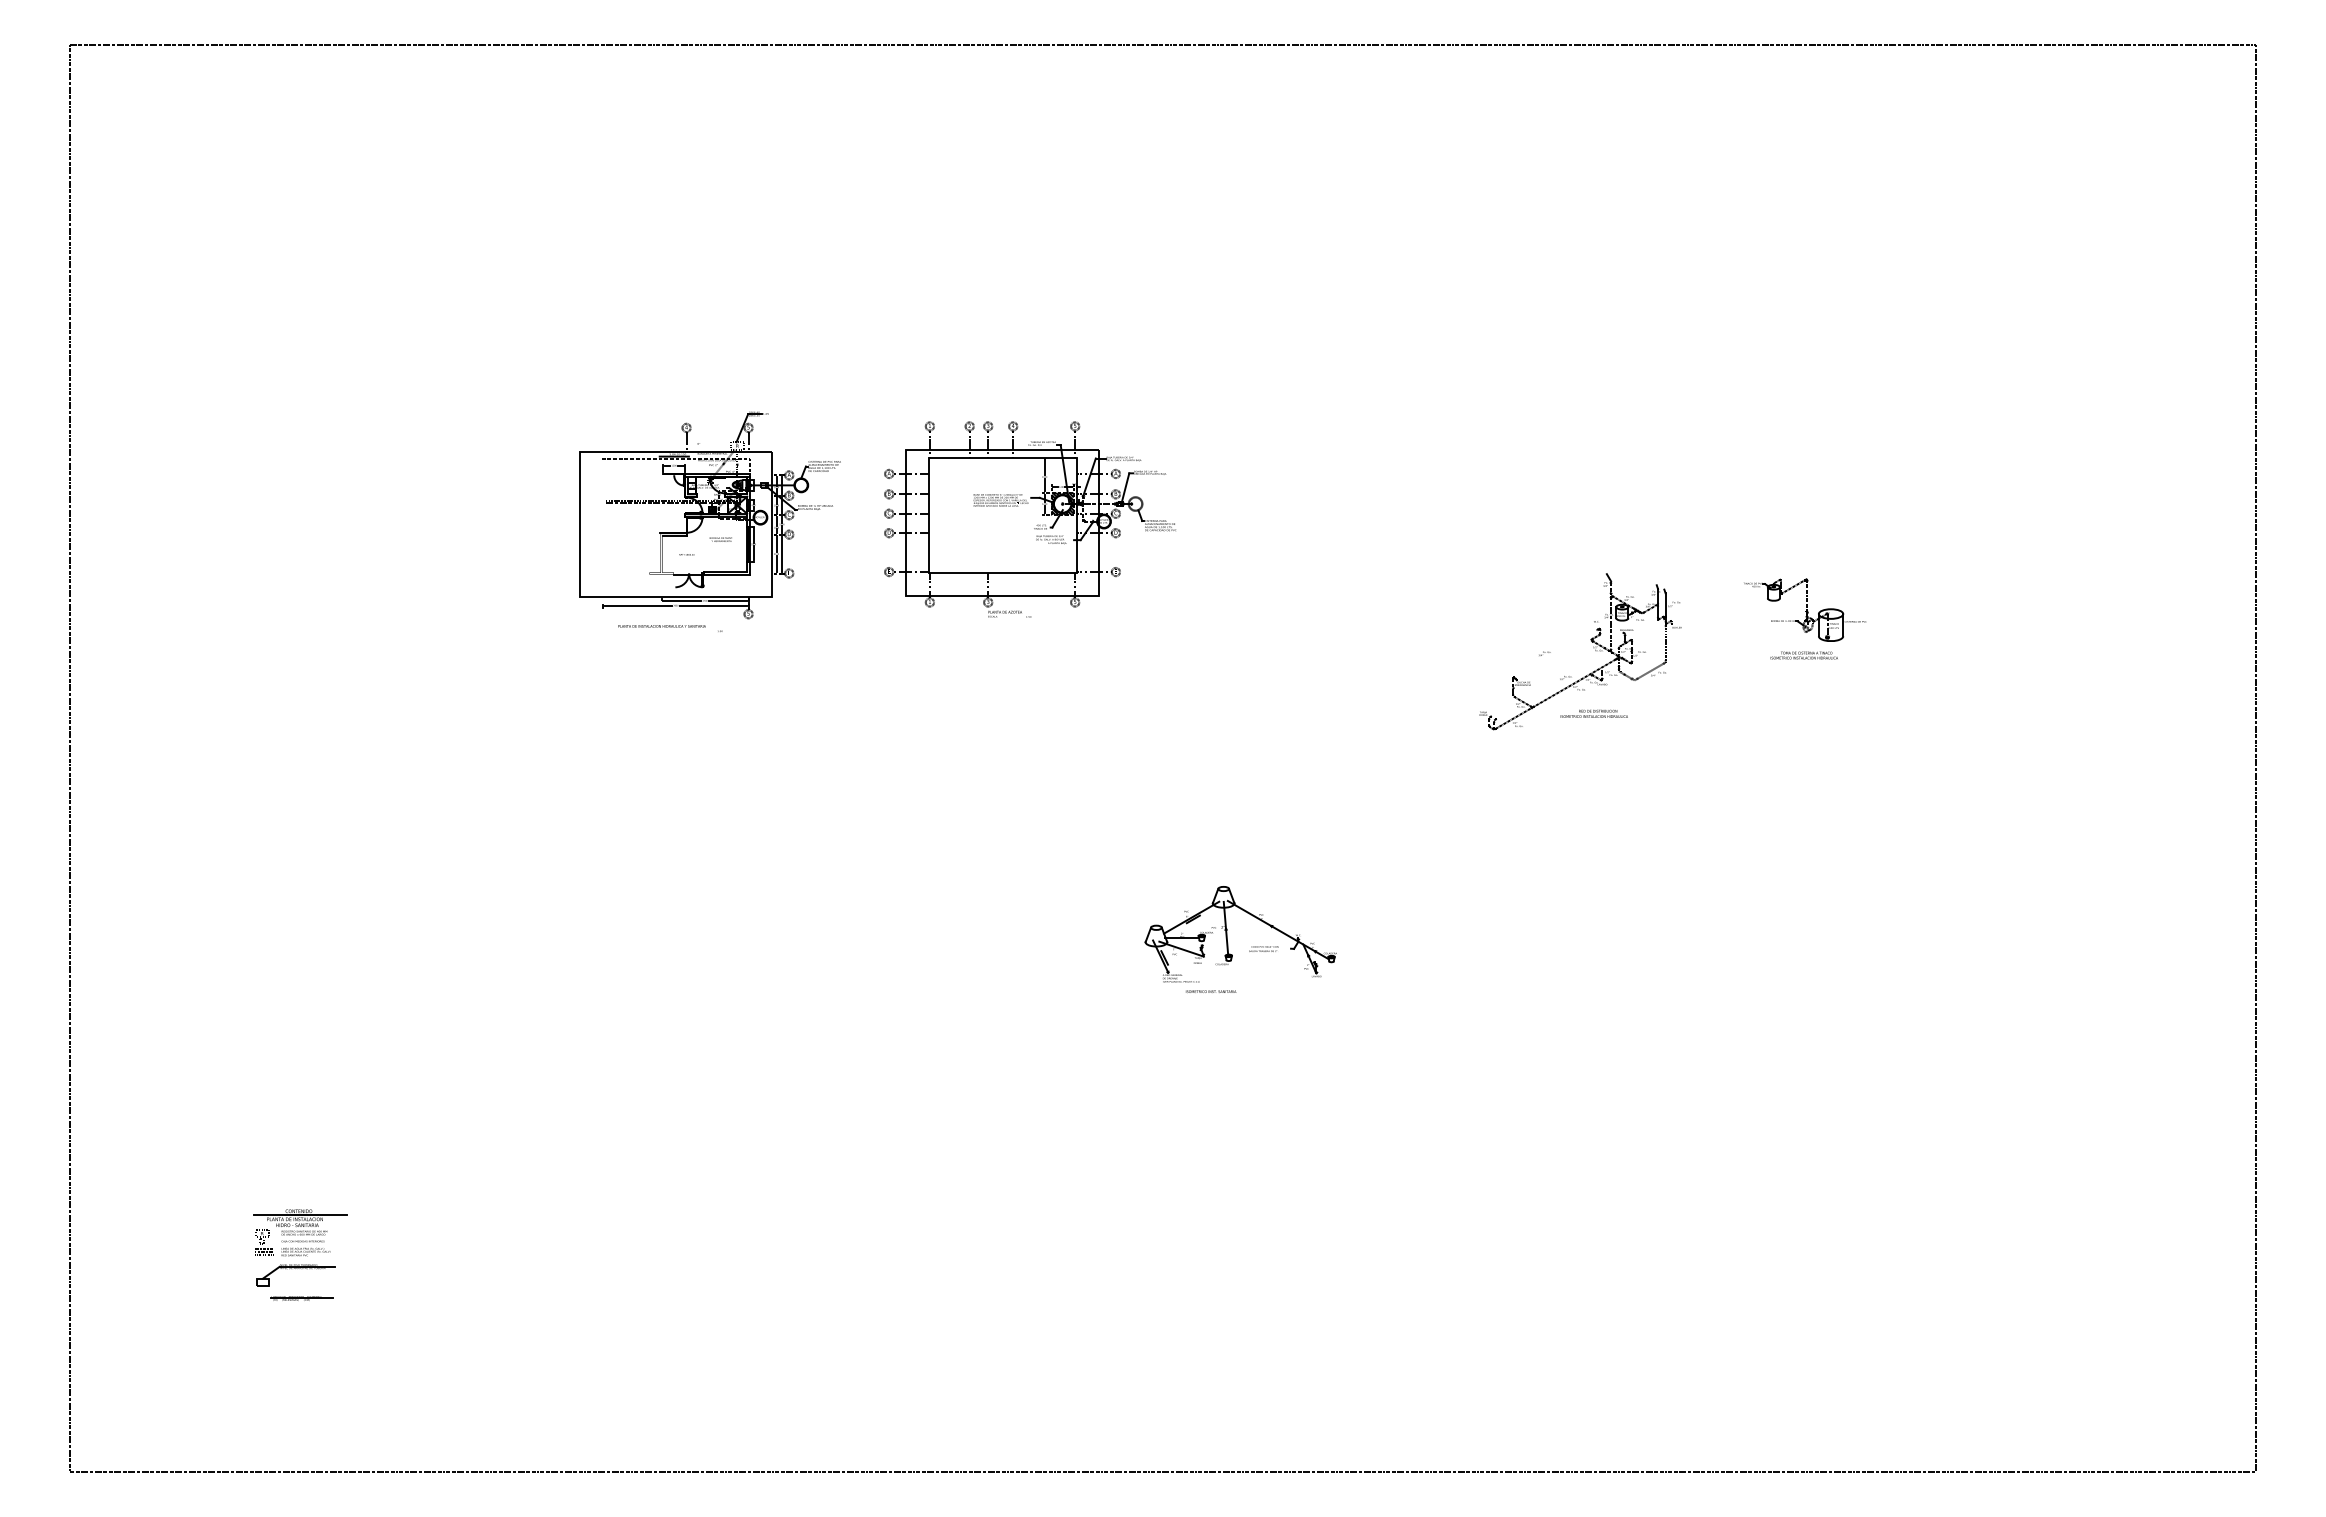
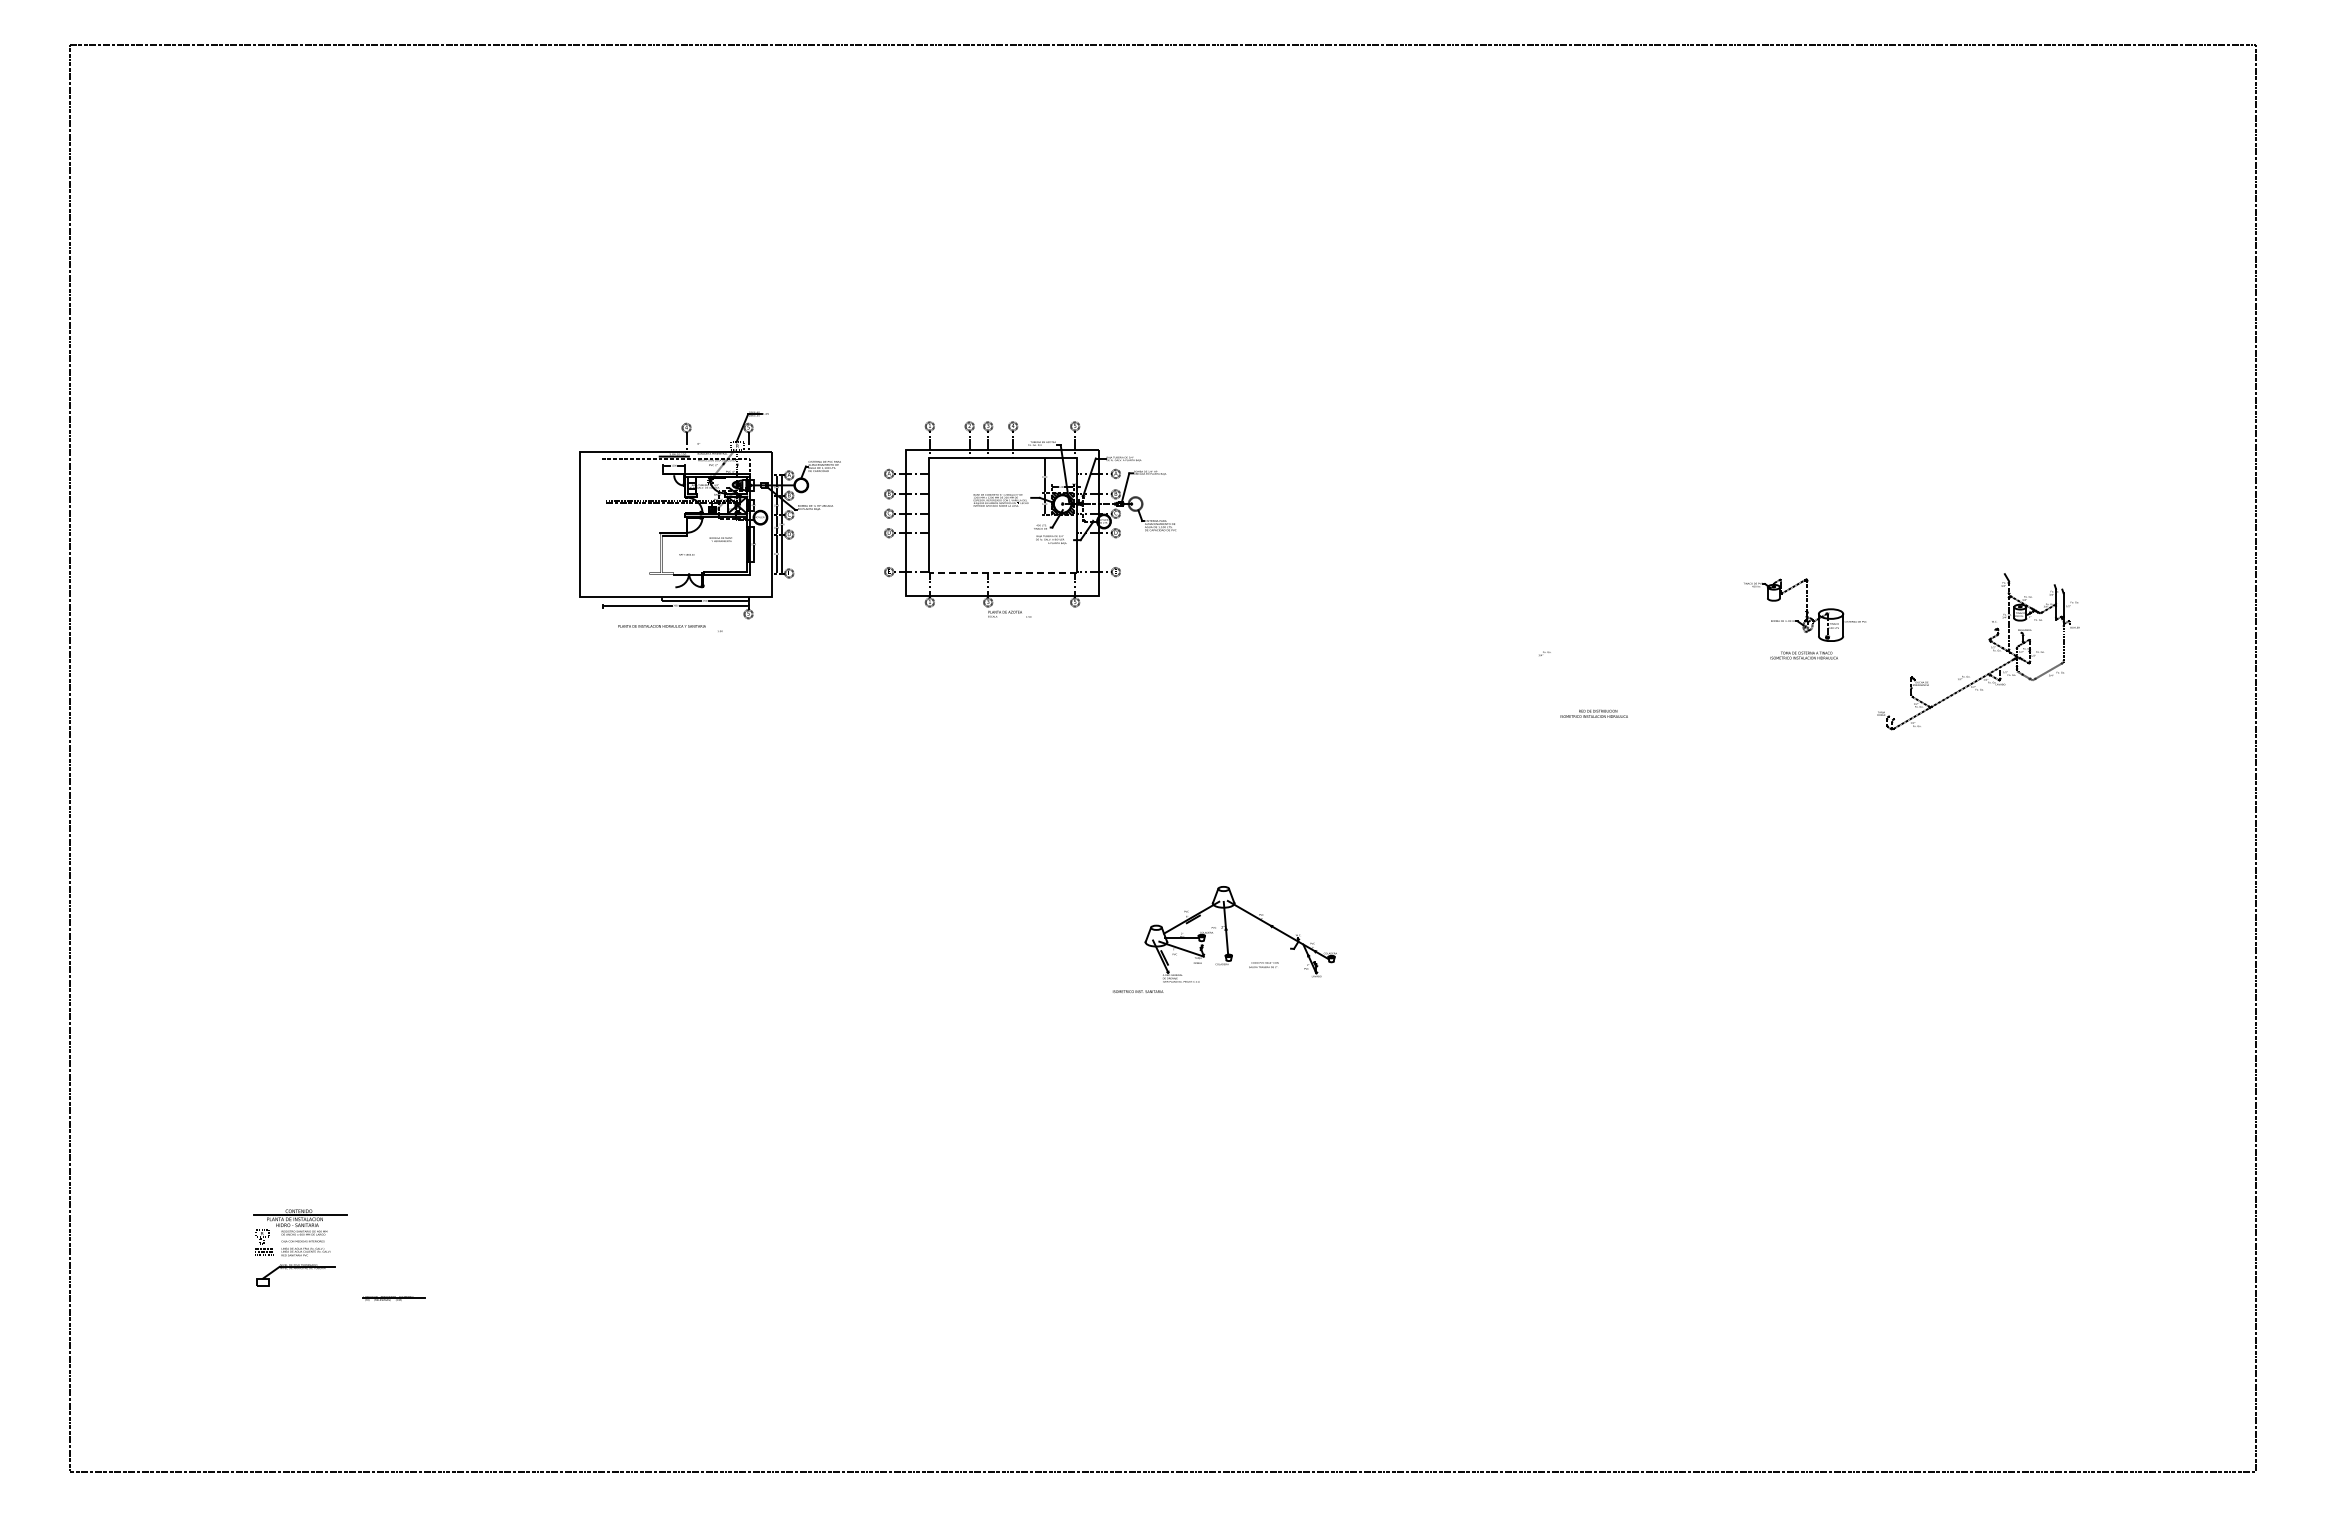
line: solid -> dashed (1002, 573)
part position: (1593, 648) -> (1991, 648) (1991, 648)
text position: (1263, 948) -> (1263, 964) (1263, 964)
text position: (1211, 991) -> (1138, 991) (1138, 991)
line position: (301, 1298) -> (393, 1298) (393, 1298)
